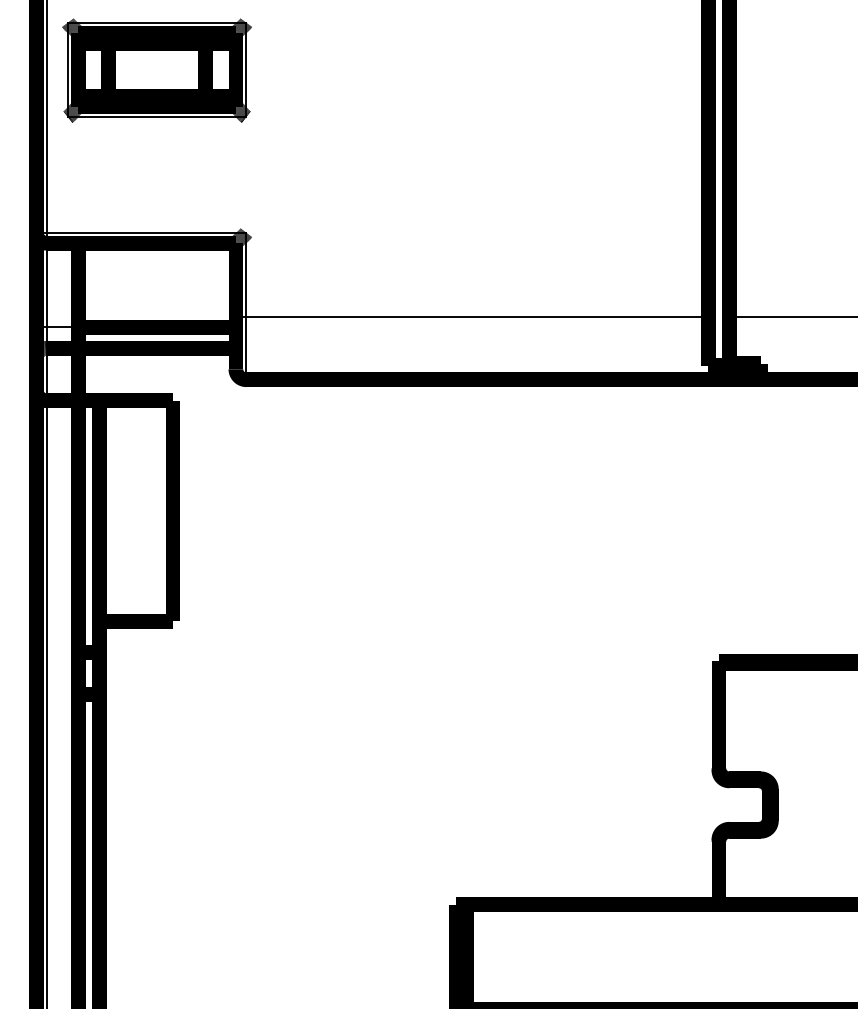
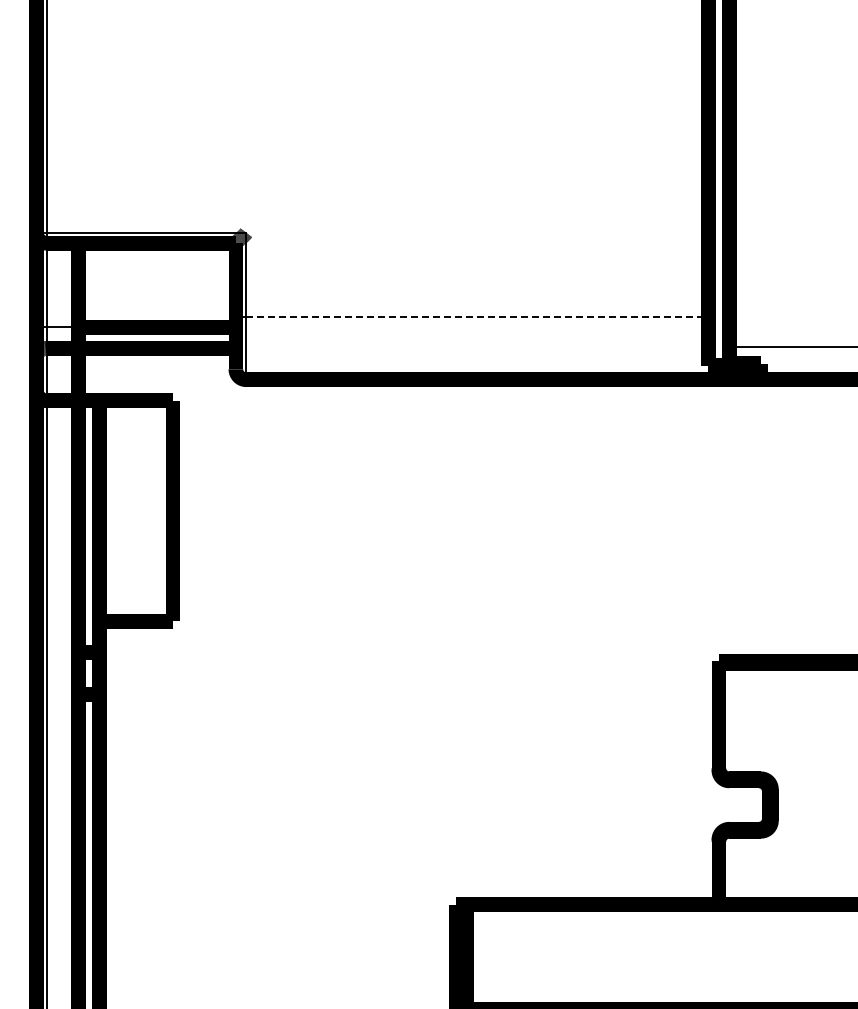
part: present -> none (156, 70)
line: solid -> dashed (477, 316)
line position: (791, 316) -> (791, 346) (791, 346)
